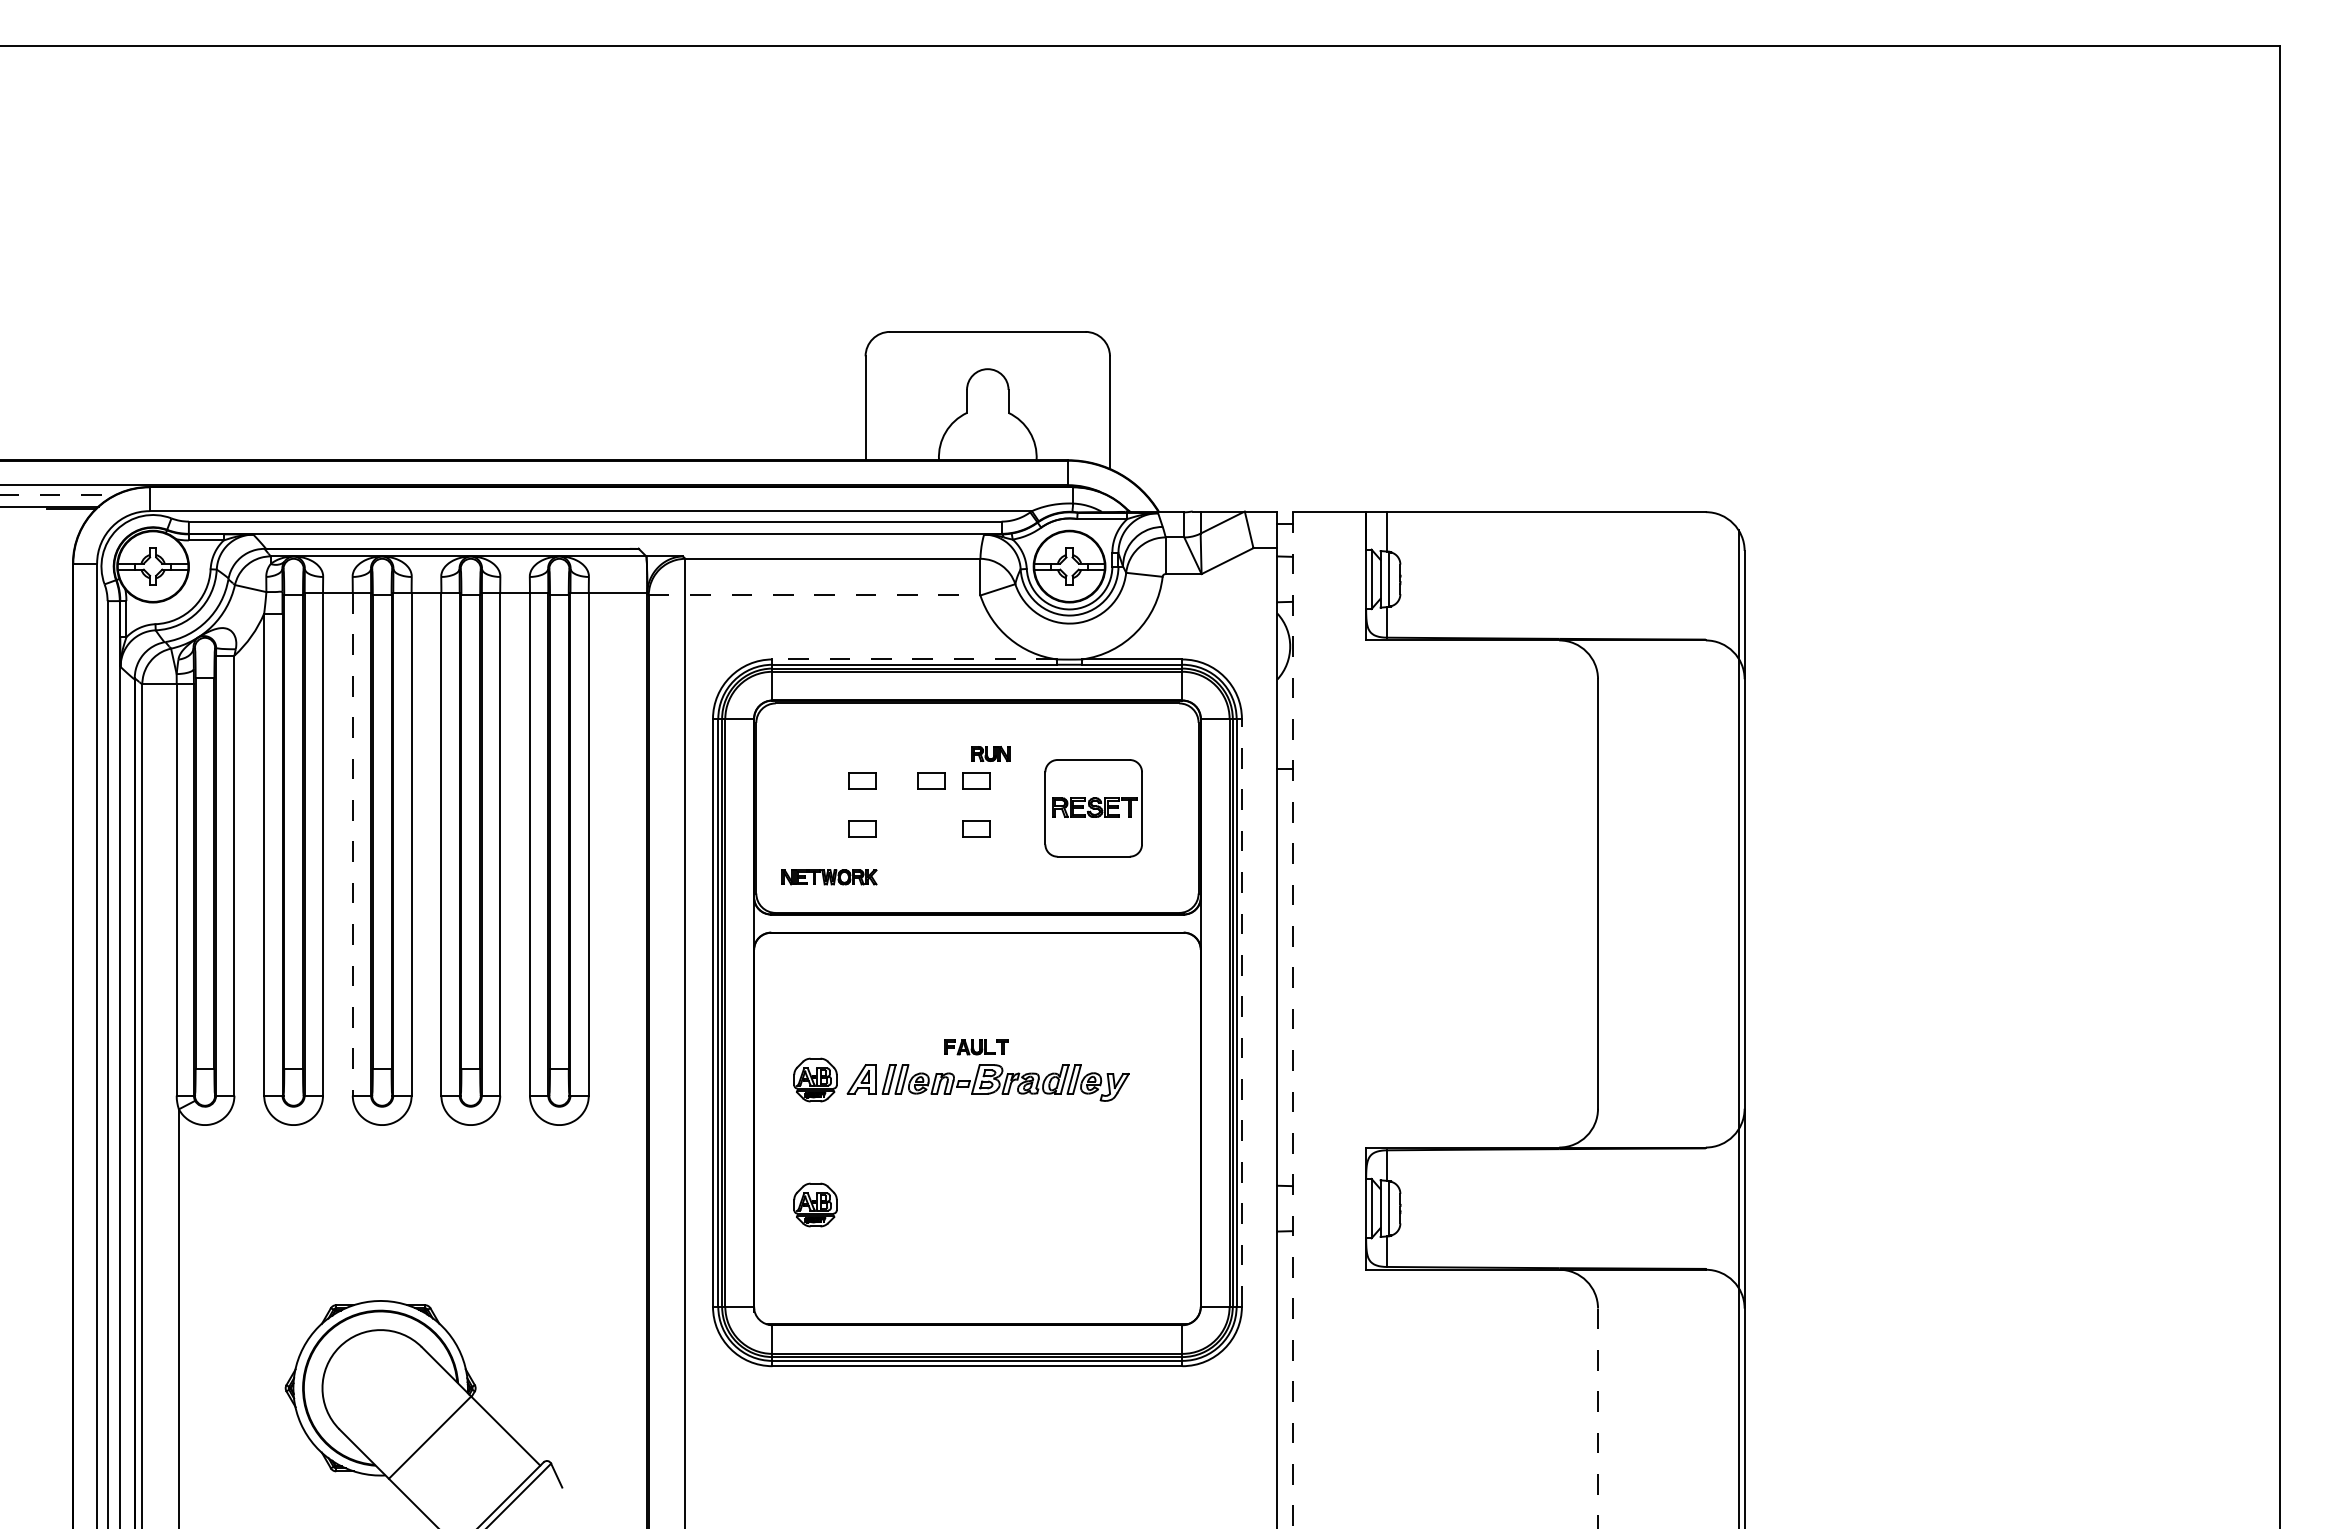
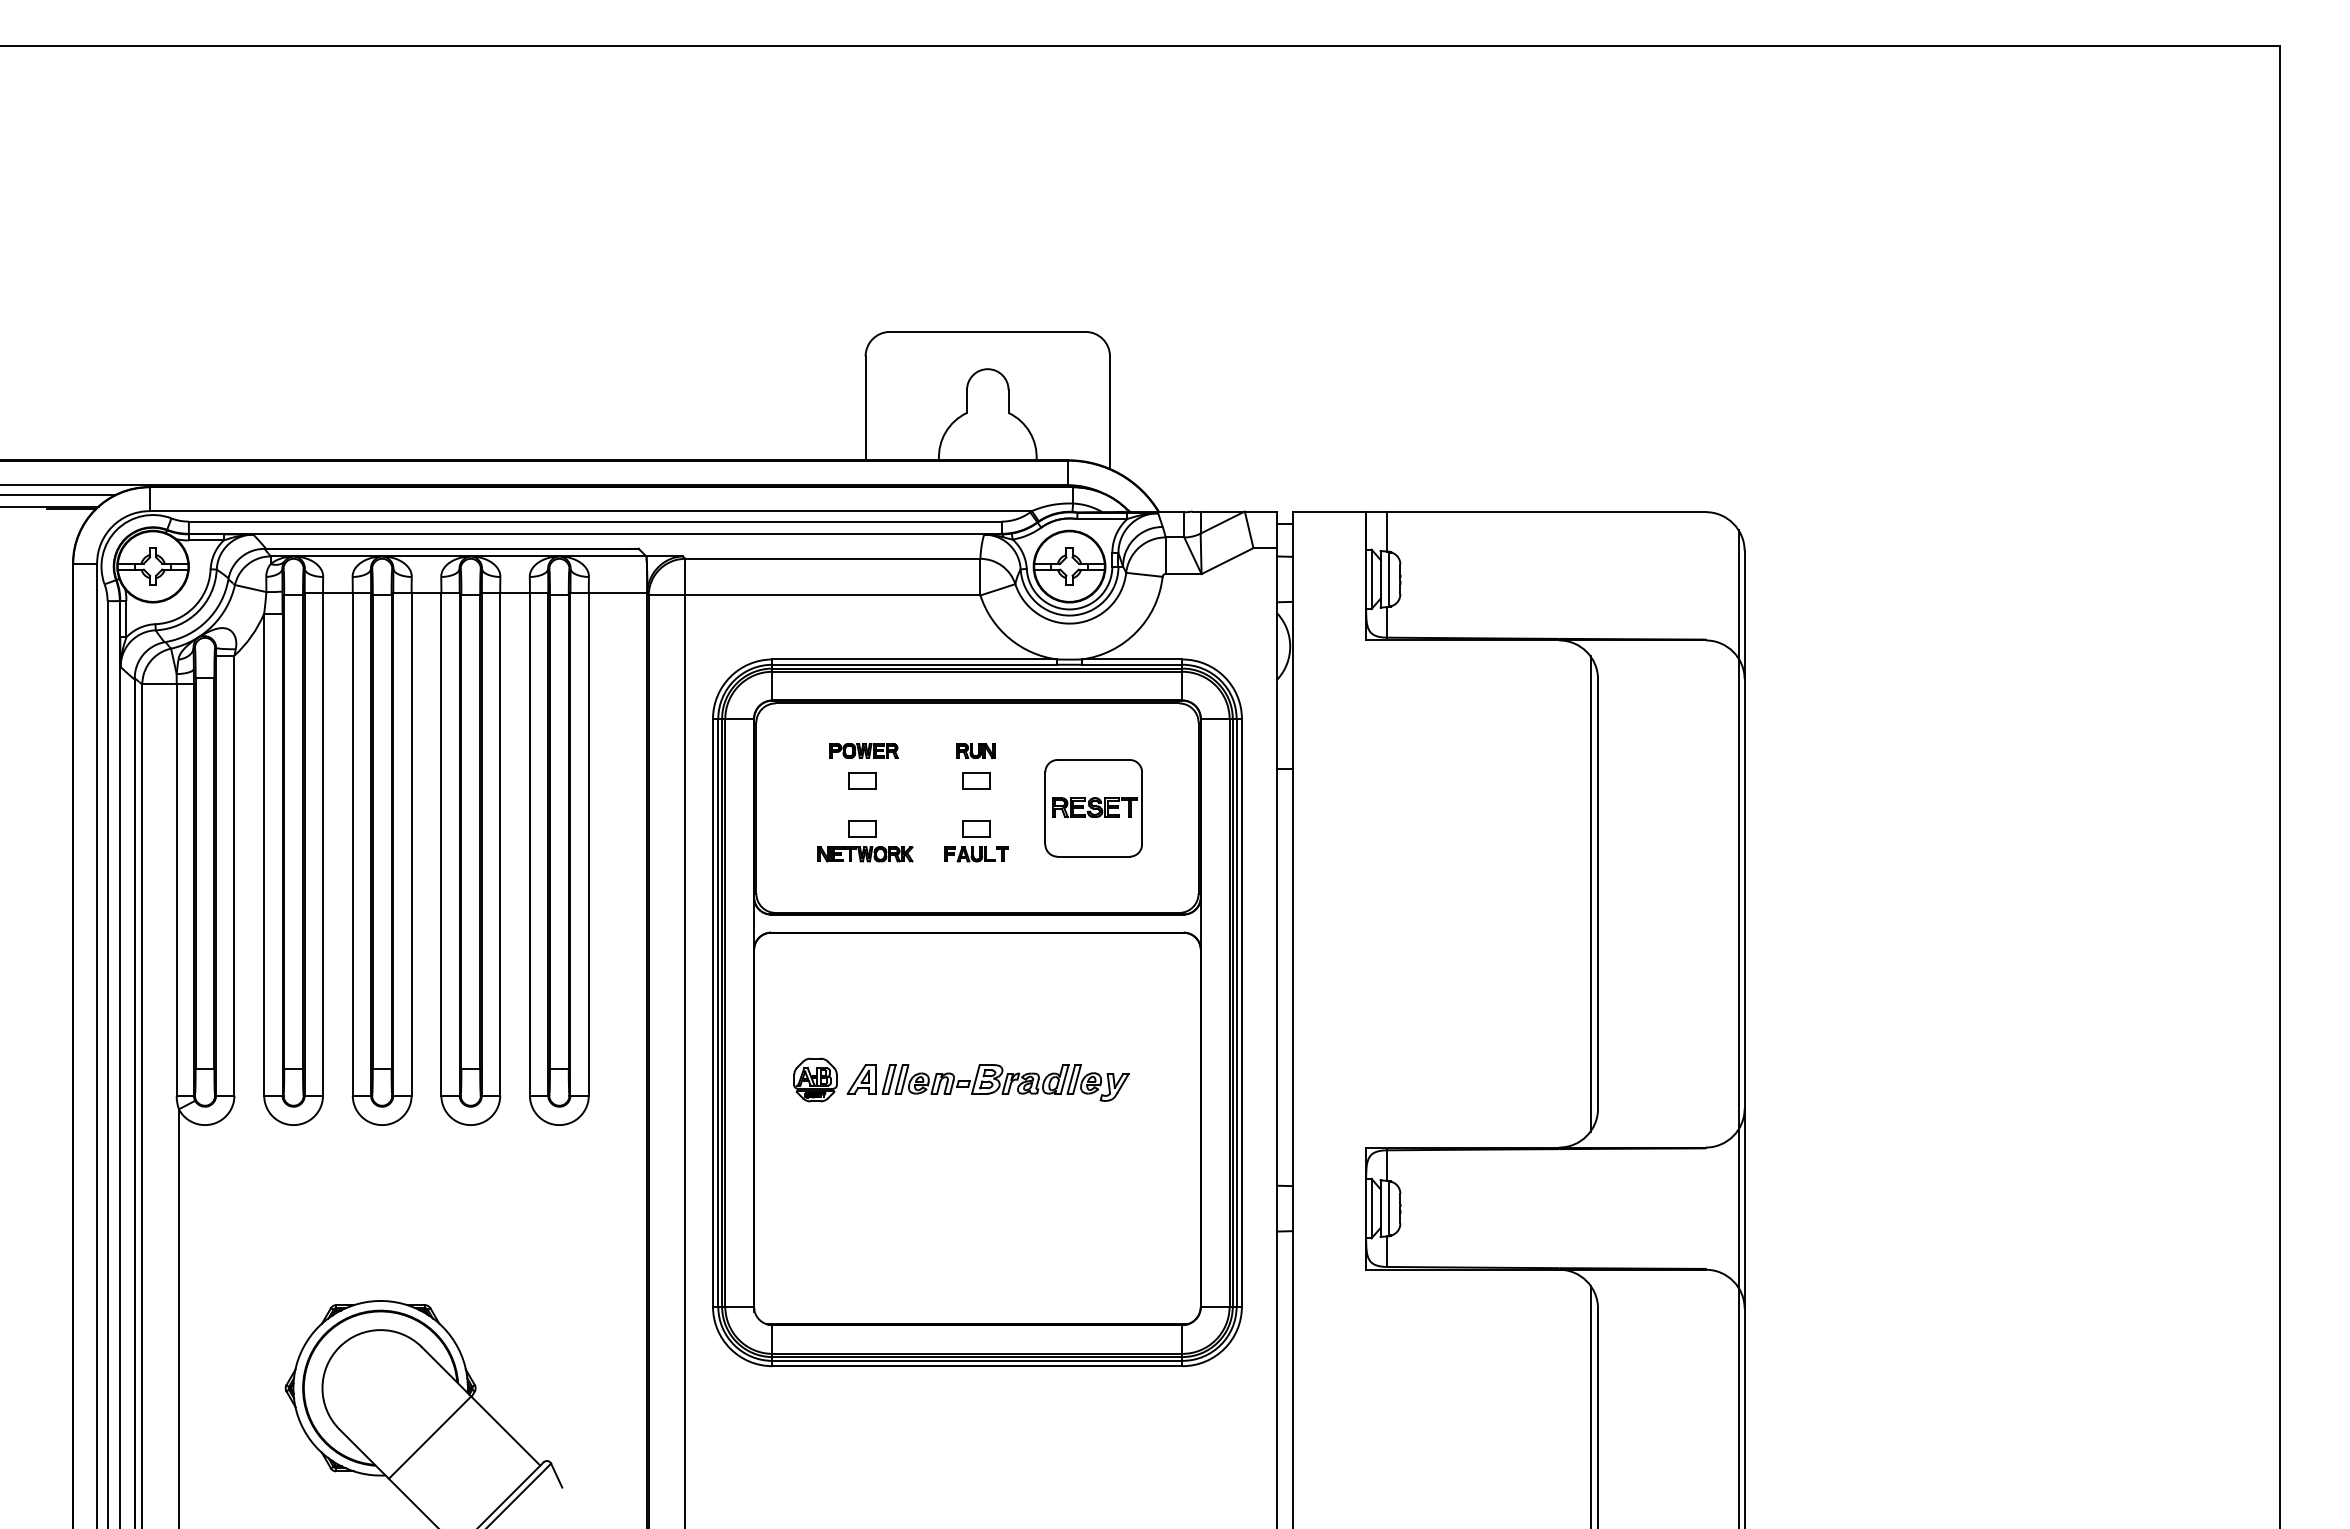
line: dashed -> solid (58, 494)
line: dashed -> solid (814, 595)
line: dashed -> solid (914, 659)
part: none -> present (863, 750)
part position: (990, 753) -> (975, 750) (975, 750)
part: present -> none (931, 780)
line: dashed -> solid (352, 844)
part position: (829, 877) -> (865, 854) (865, 854)
line: none -> present (1590, 893)
line: dashed -> solid (1241, 1012)
line: dashed -> solid (1292, 1020)
part position: (976, 1047) -> (976, 854) (976, 854)
part: present -> none (815, 1204)
line: none -> present (1590, 1405)
line: dashed -> solid (1598, 1418)
